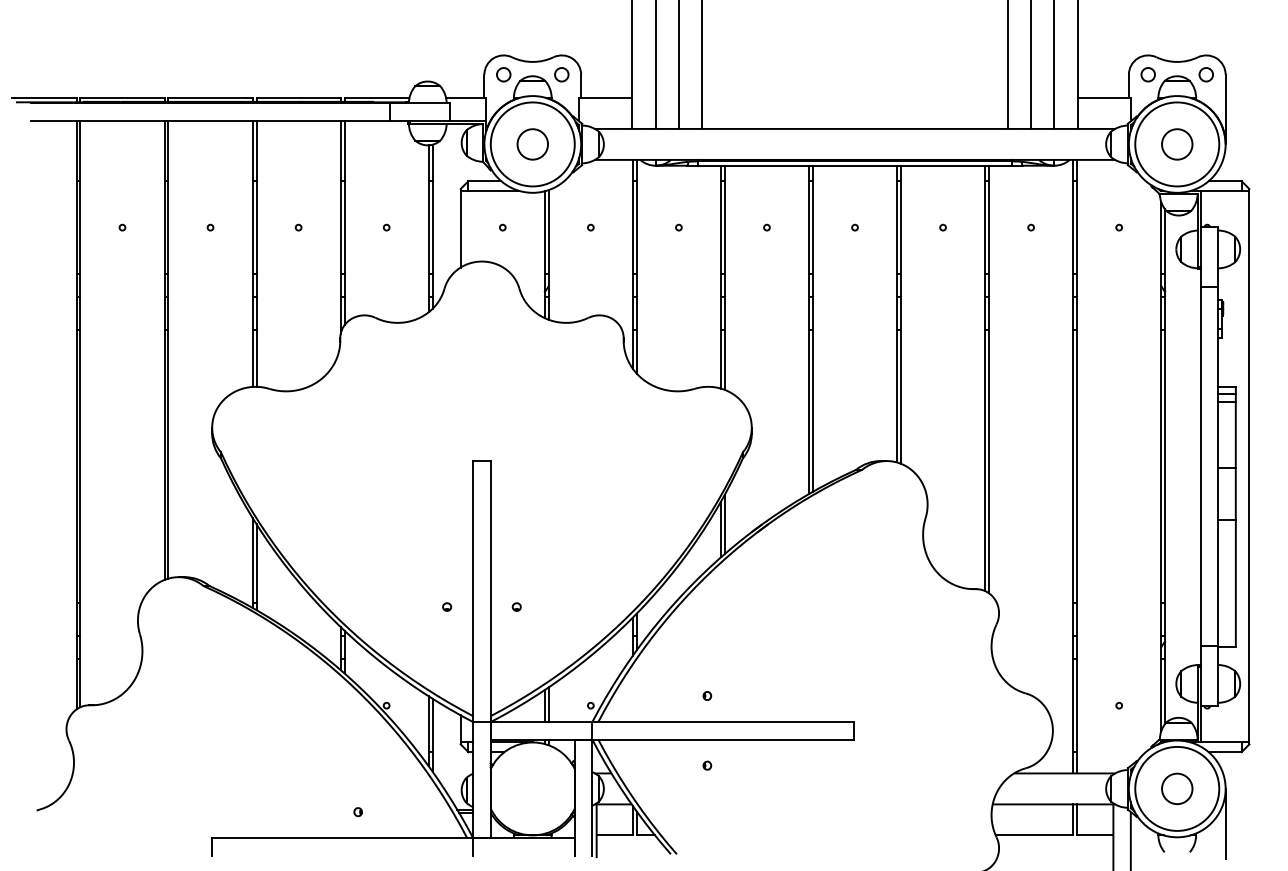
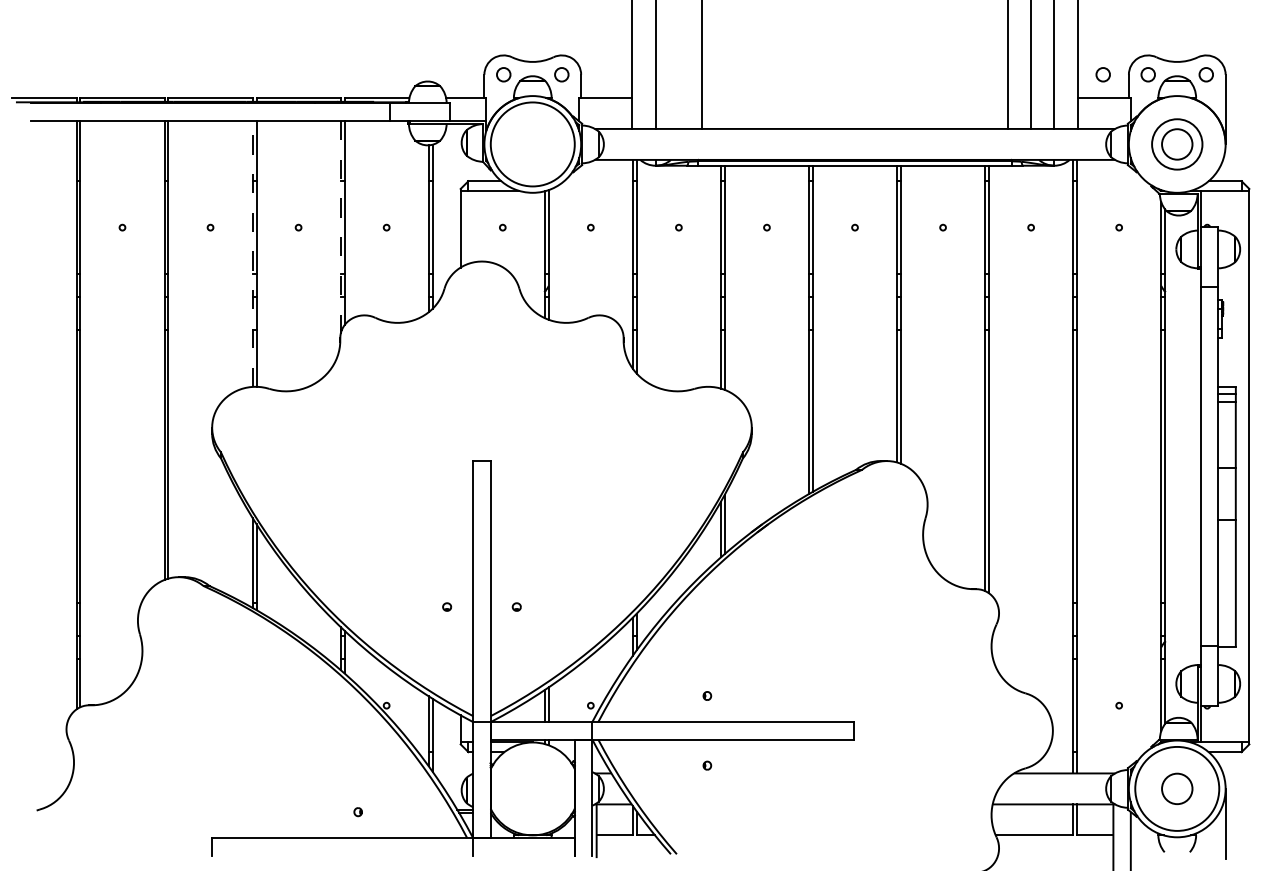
line: present -> none (678, 65)
circle: none -> present (1102, 74)
circle: present -> none (532, 144)
circle diameter: 84 px -> 50 px (1177, 144)
line: solid -> dashed (340, 227)
line: solid -> dashed (252, 253)
